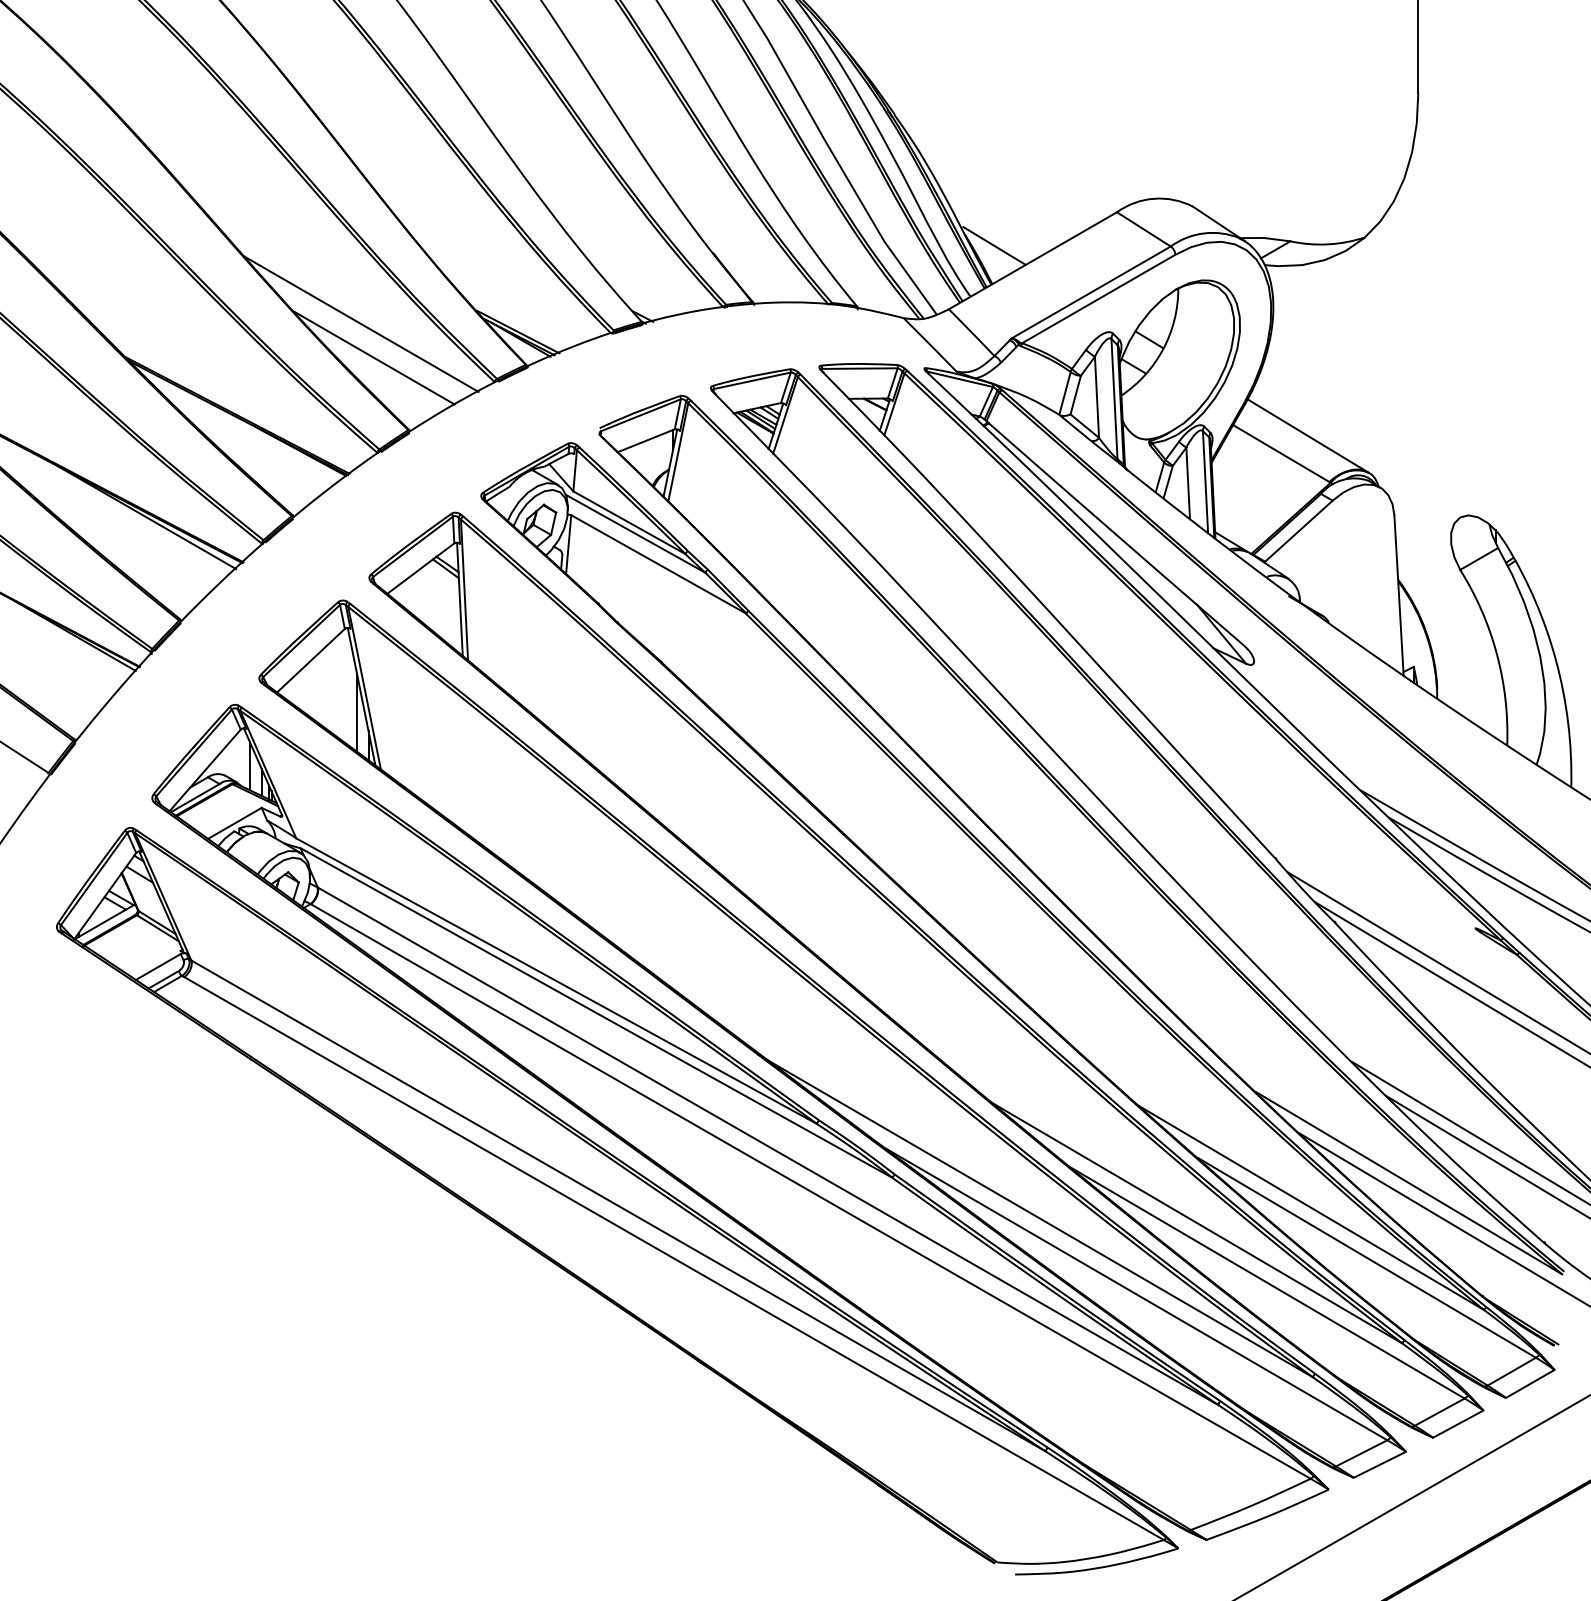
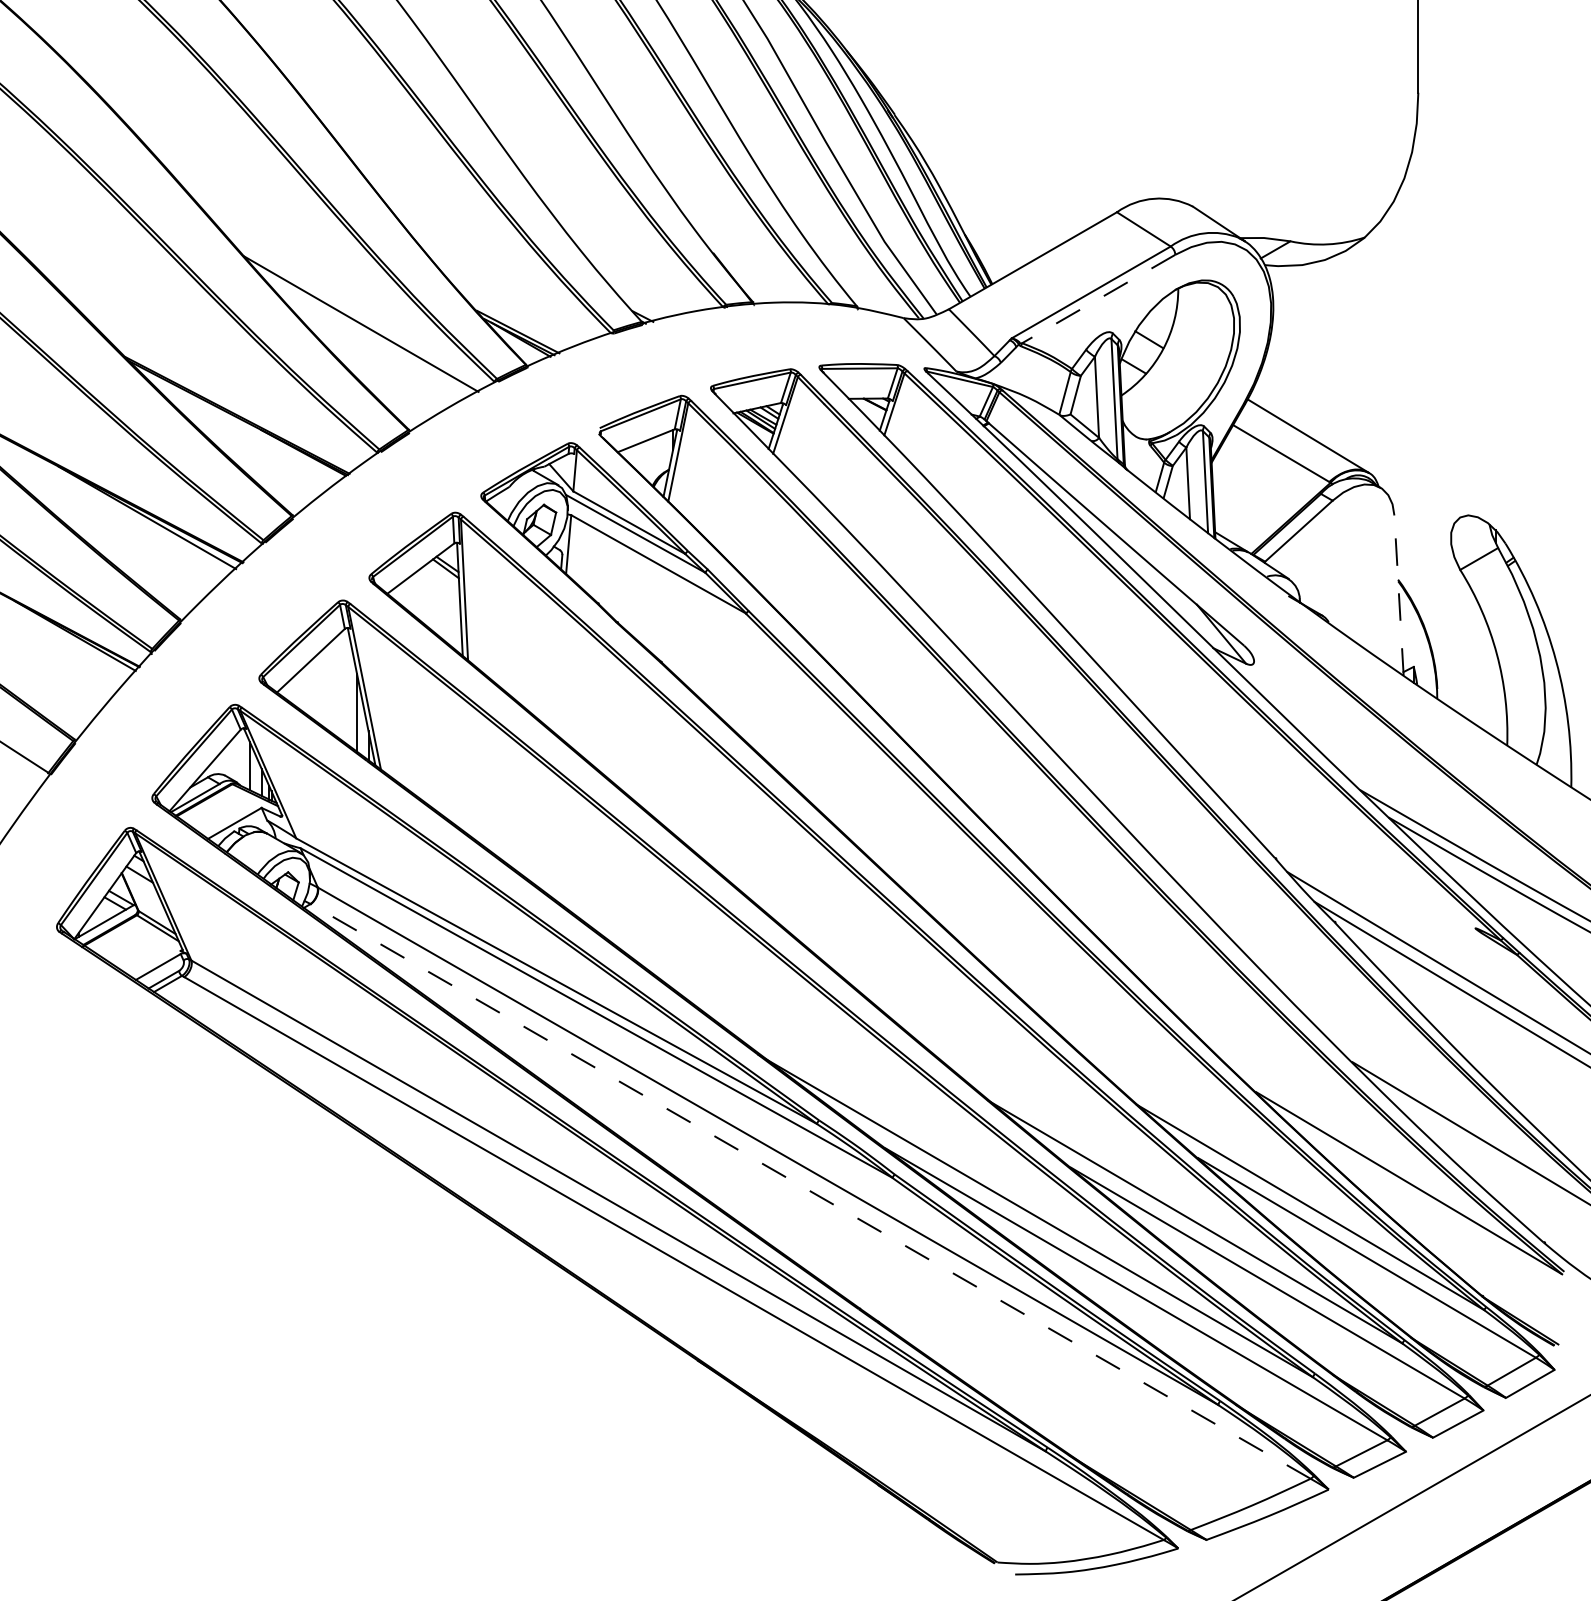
line: present -> none (994, 245)
line: solid -> dashed (1098, 299)
line: present -> none (374, 357)
line: solid -> dashed (1399, 595)
line: present -> none (1486, 1156)
line: solid -> dashed (810, 1191)
line: present -> none (1443, 1218)
